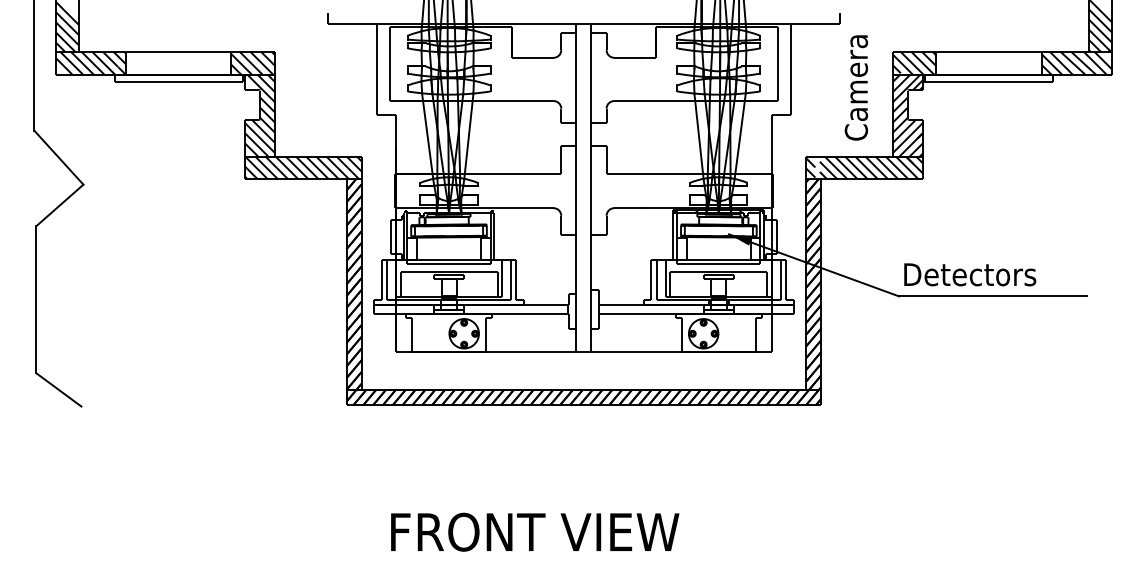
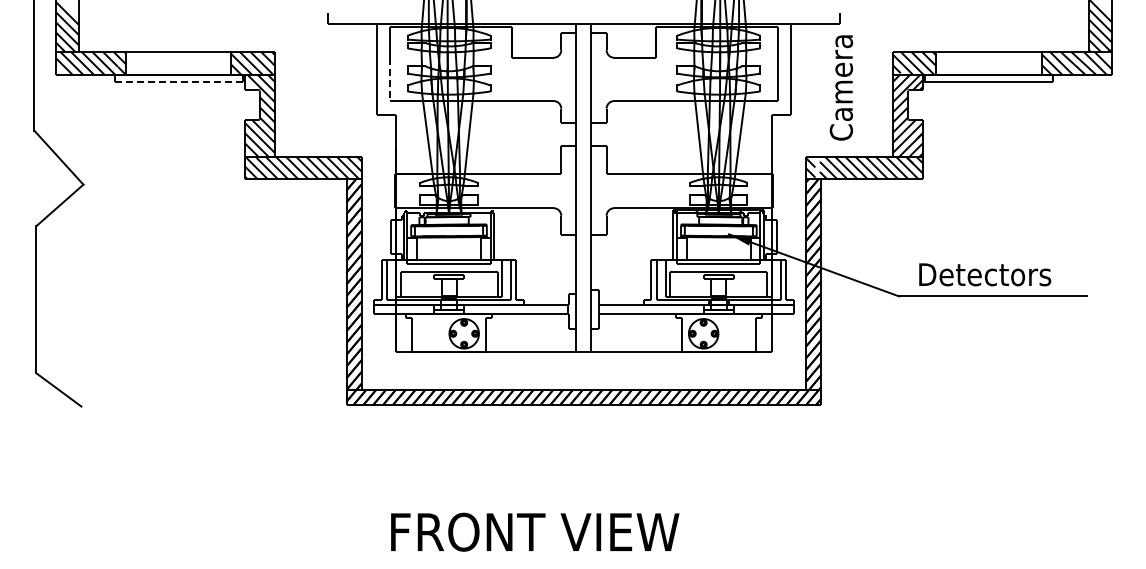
line: solid -> dashed (389, 79)
line: solid -> dashed (179, 82)
text position: (856, 87) -> (841, 87) (841, 87)
text position: (970, 274) -> (985, 274) (985, 274)
